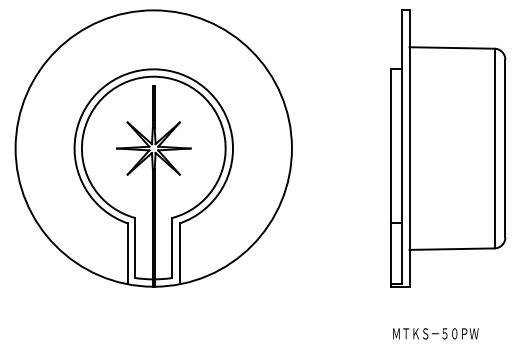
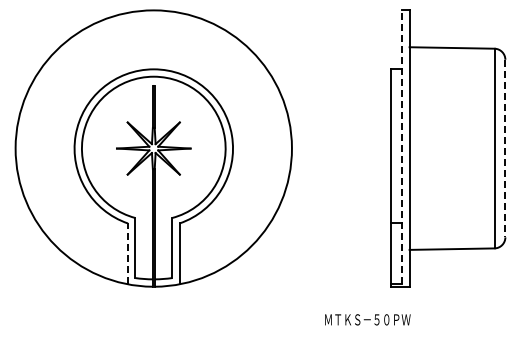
line: solid -> dashed (402, 147)
line: solid -> dashed (505, 148)
line: solid -> dashed (128, 253)
text position: (435, 333) -> (367, 319) (367, 319)
